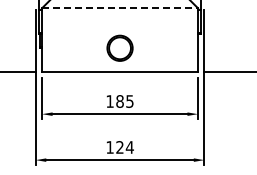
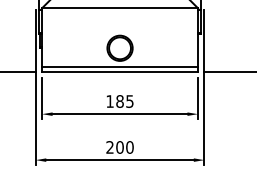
line: dashed -> solid (120, 8)
line: none -> present (120, 67)
text: 124 -> 200 (119, 147)
